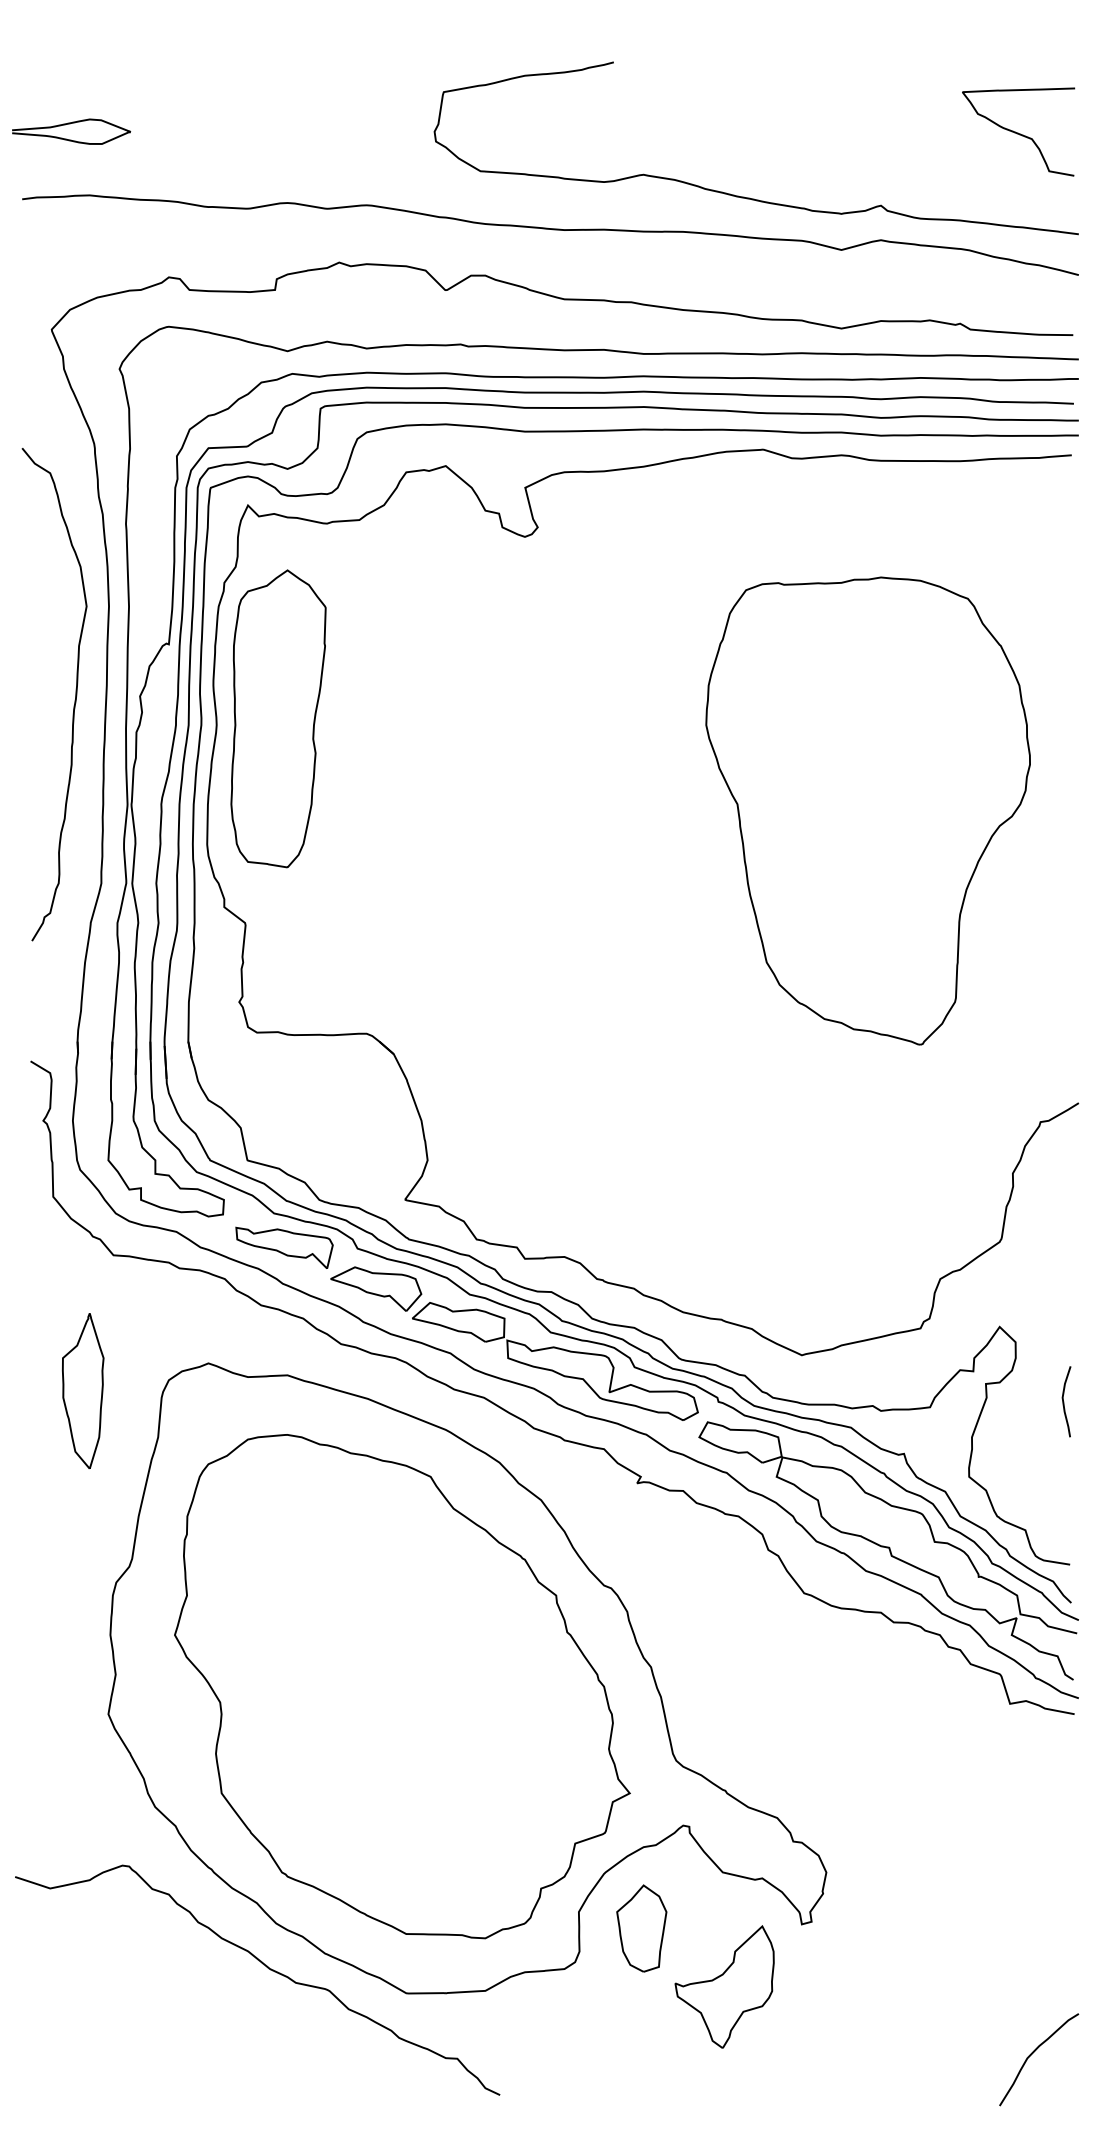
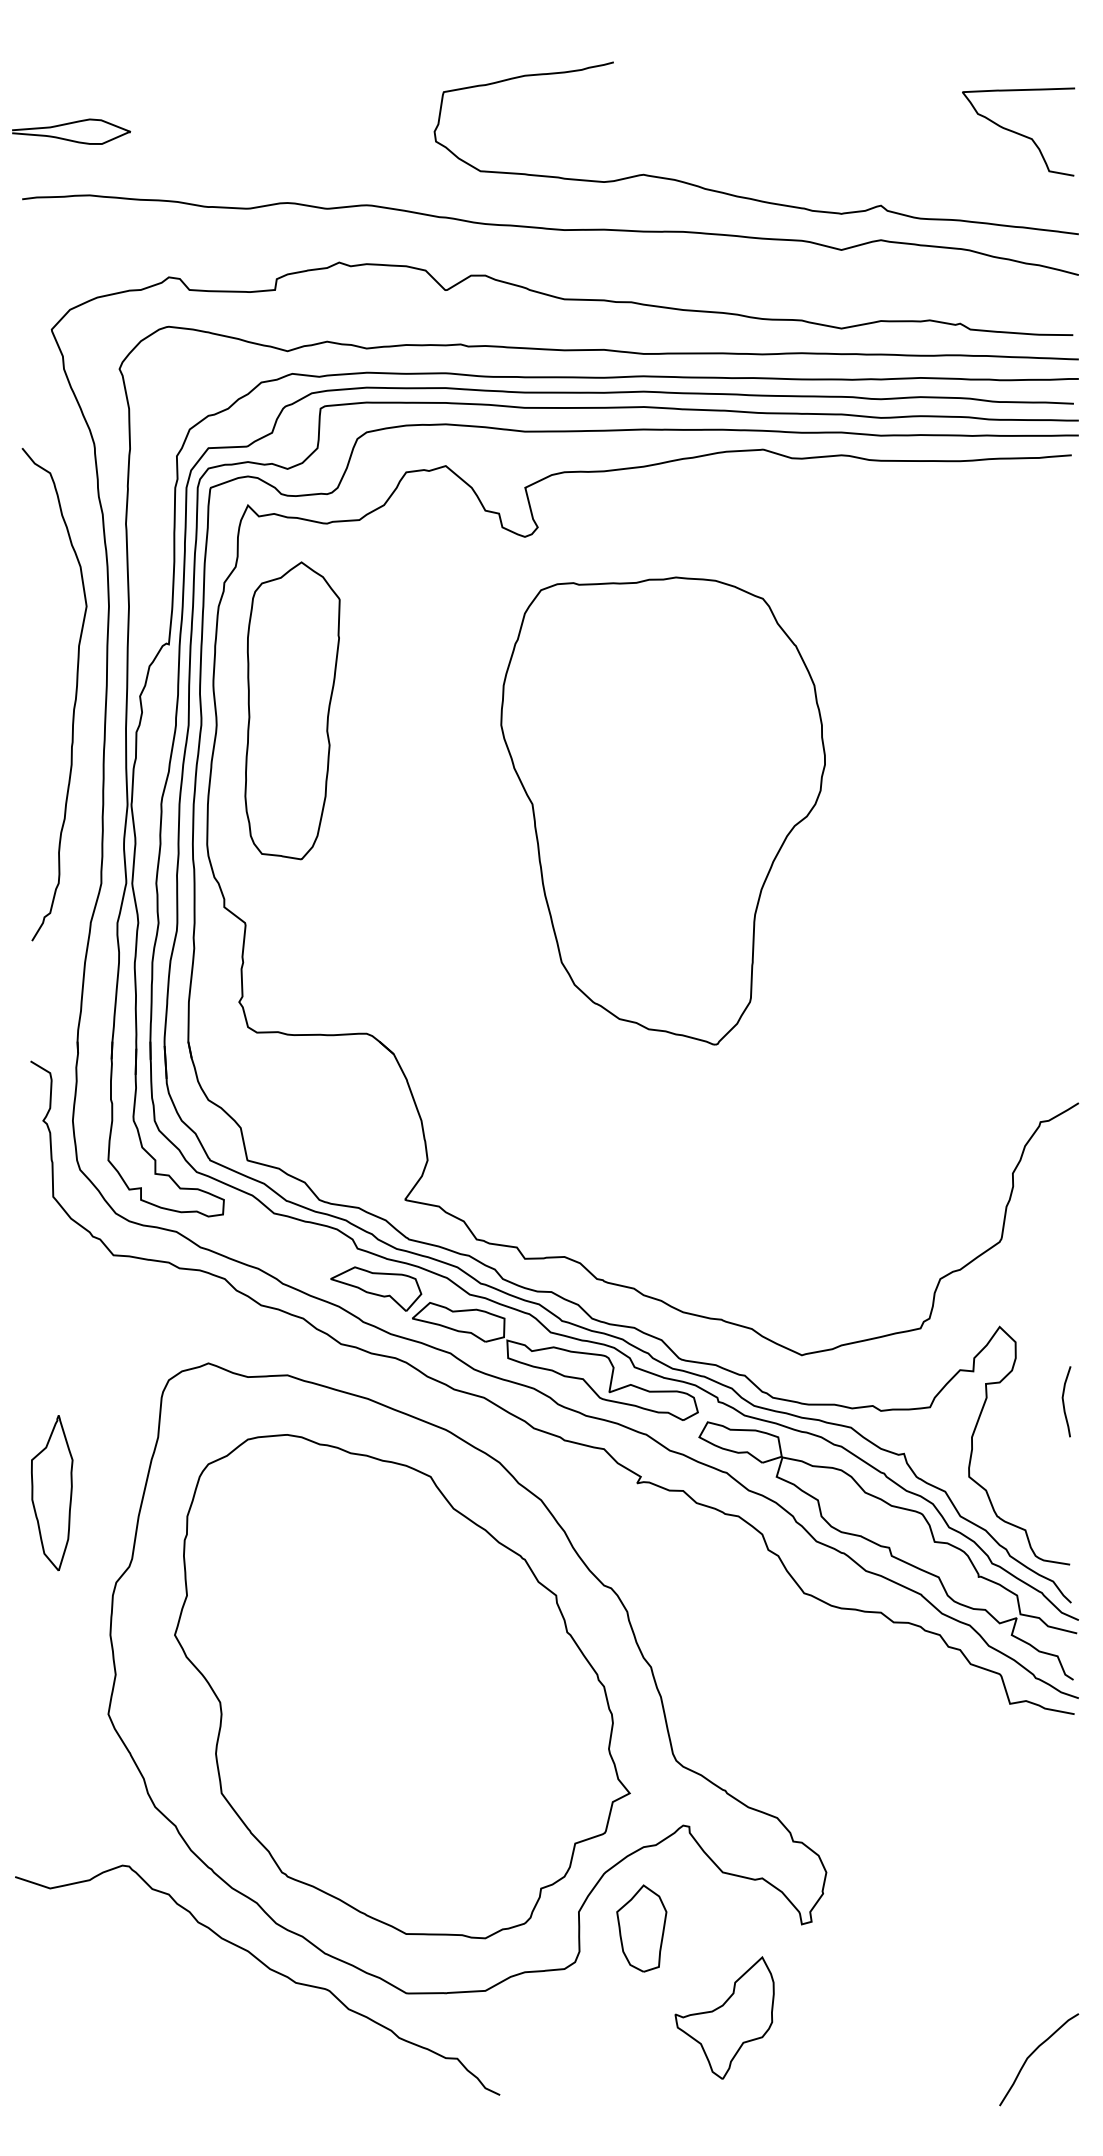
part position: (278, 718) -> (292, 710) (292, 710)
part position: (867, 810) -> (662, 810) (662, 810)
part: present -> none (284, 1247)
part position: (83, 1391) -> (52, 1493) (52, 1493)
part position: (724, 1986) -> (724, 2017) (724, 2017)
